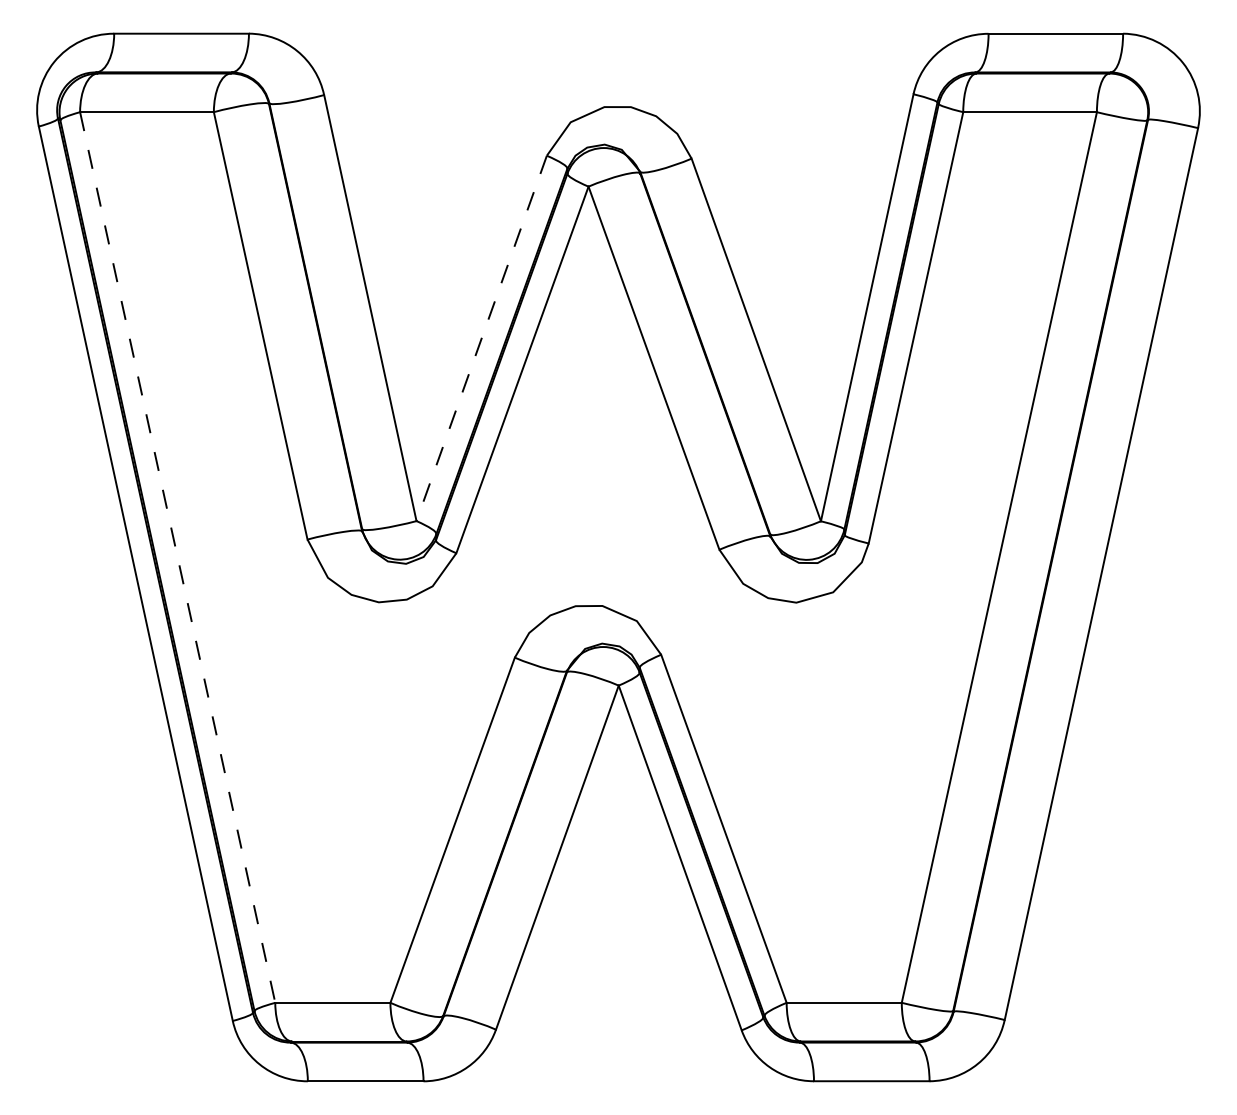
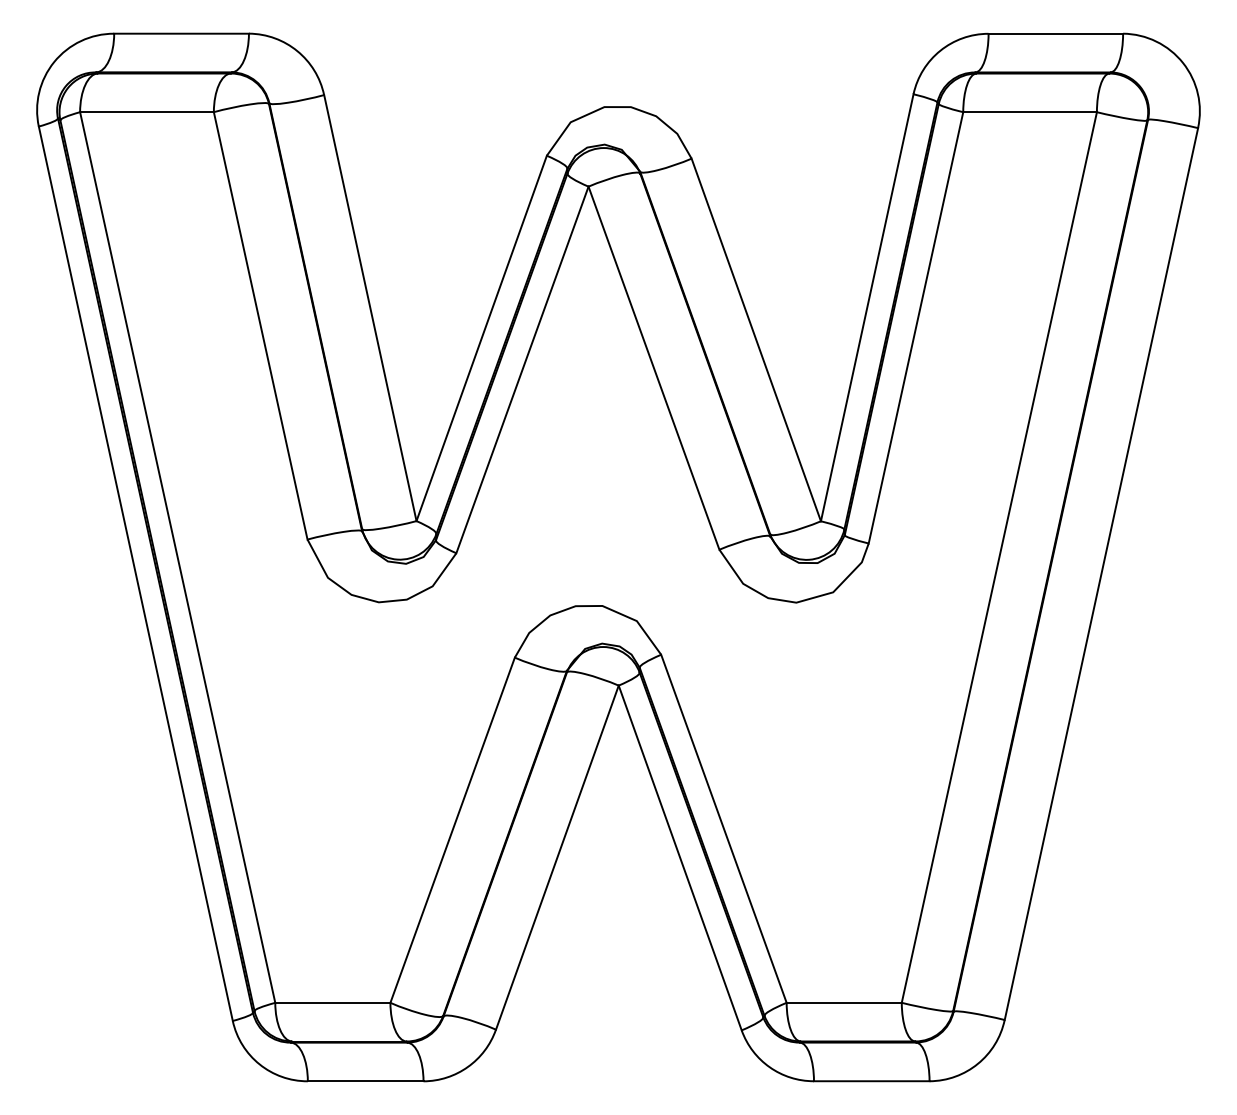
line: dashed -> solid (481, 338)
line: dashed -> solid (177, 557)
